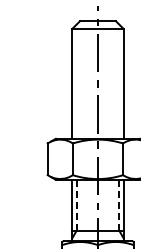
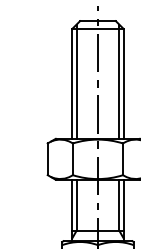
line: none -> present (76, 81)
line: none -> present (119, 81)
line: dashed -> solid (76, 205)
line: dashed -> solid (119, 205)
